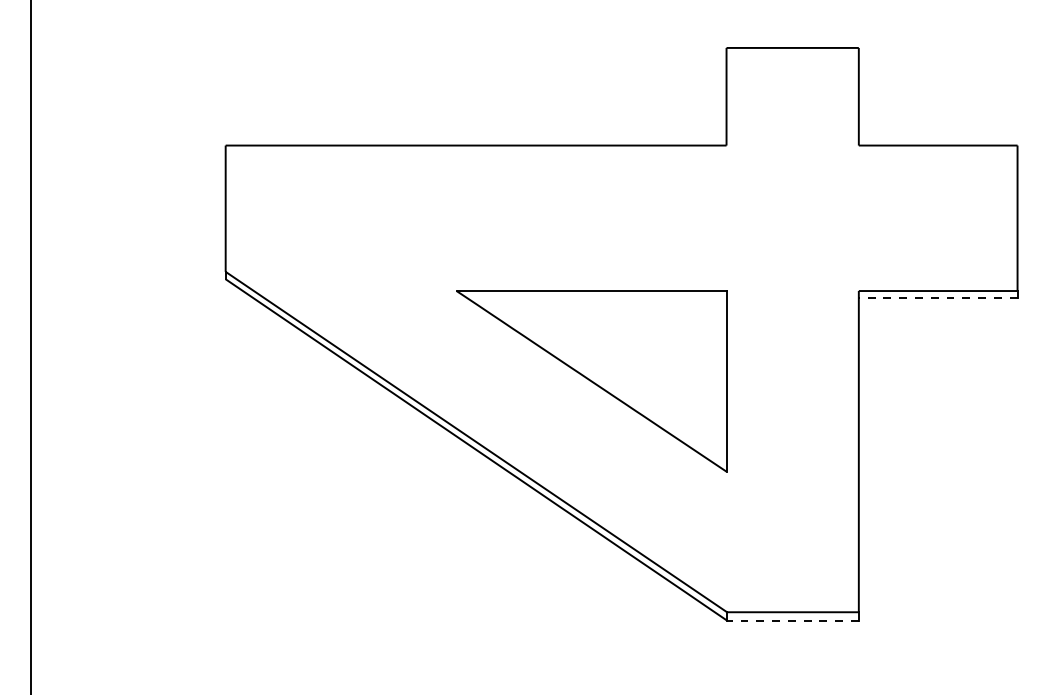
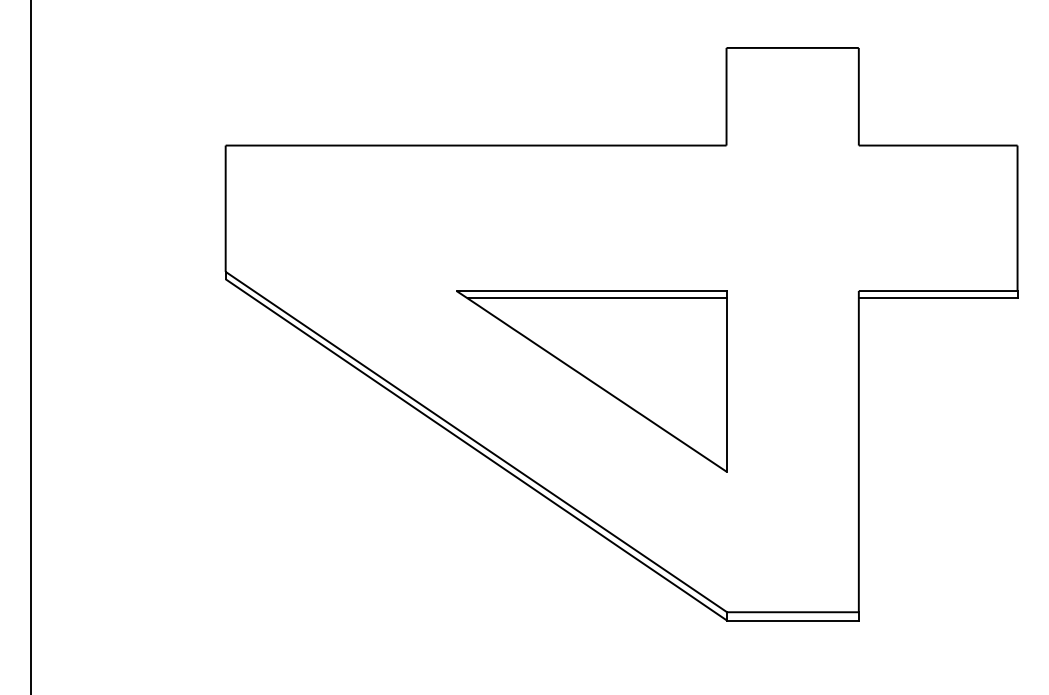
line: none -> present (596, 298)
line: dashed -> solid (937, 298)
line: dashed -> solid (792, 620)
